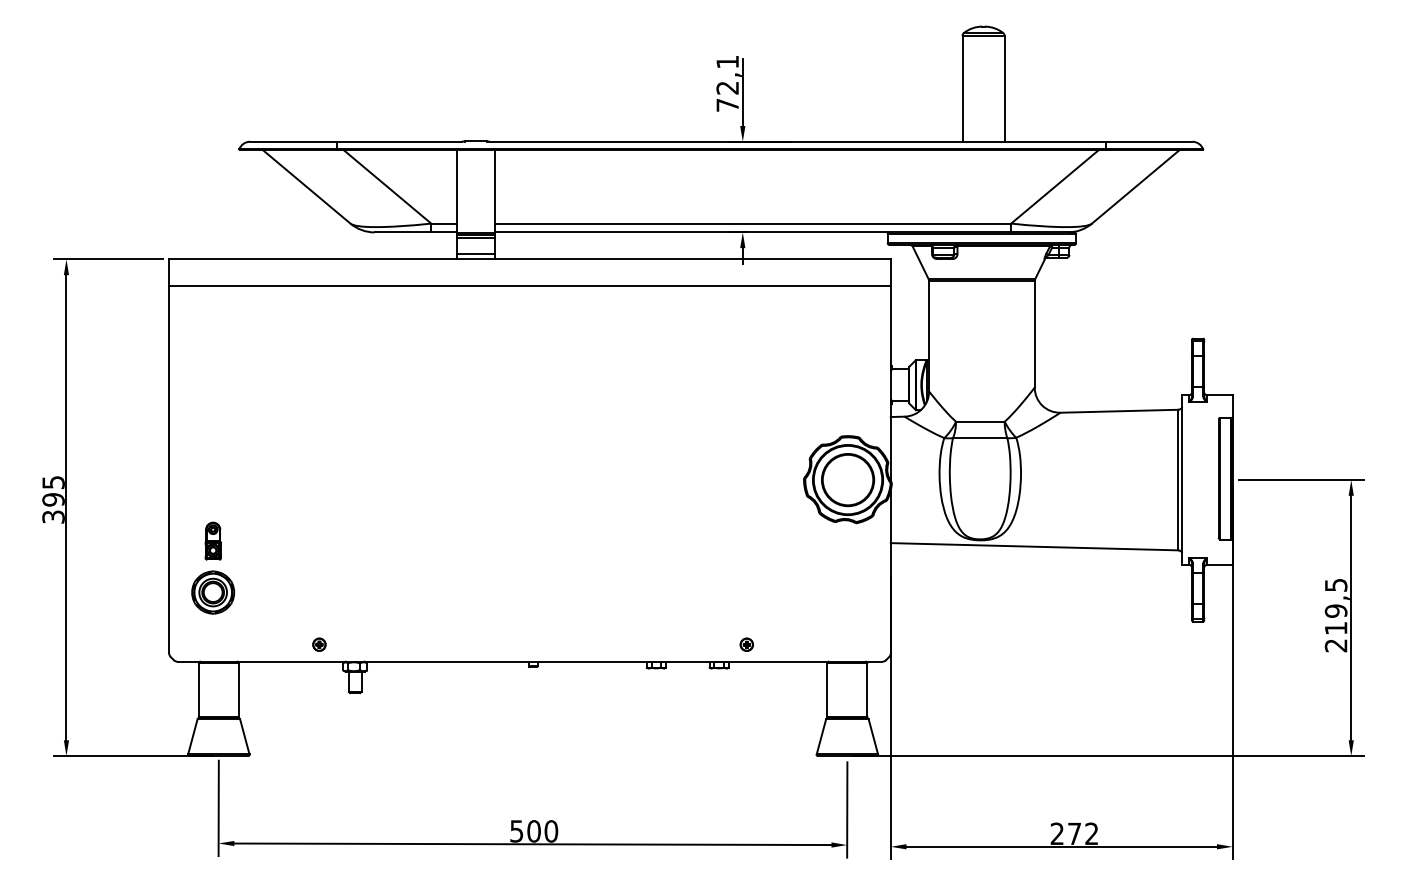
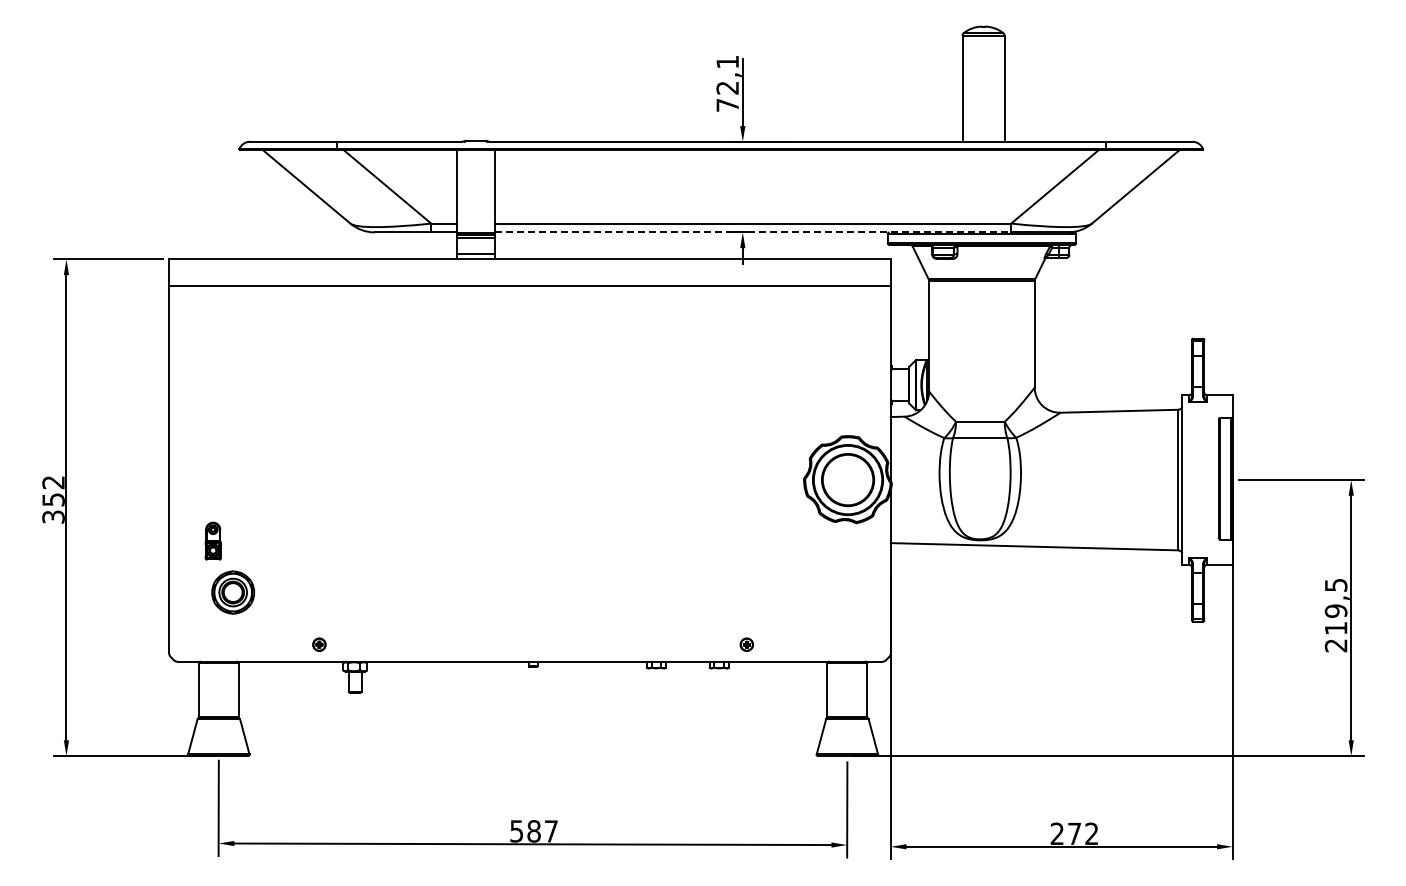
line: solid -> dashed (753, 232)
text: 395 -> 352 (53, 491)
part position: (213, 592) -> (233, 592) (233, 592)
text: 500 -> 587 (542, 831)
